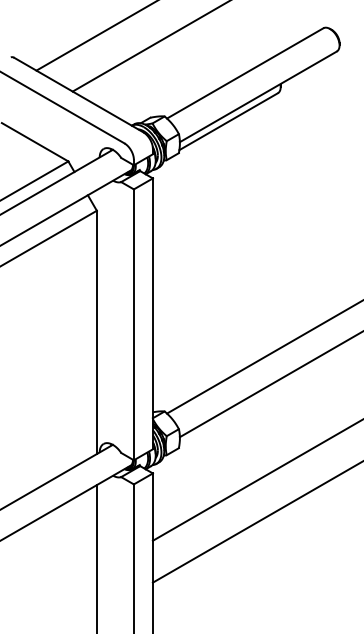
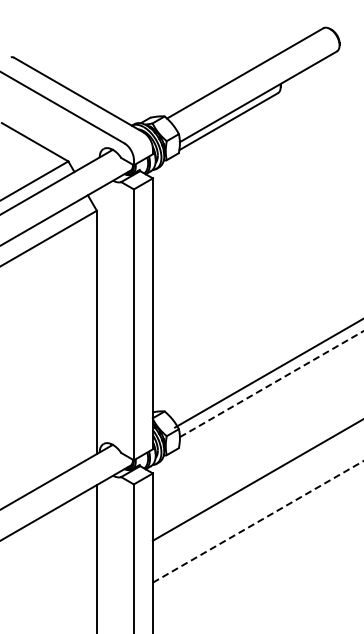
line: present -> none (95, 36)
line: present -> none (149, 46)
line position: (263, 357) -> (267, 373) (267, 373)
line: solid -> dashed (271, 384)
line: solid -> dashed (258, 521)
